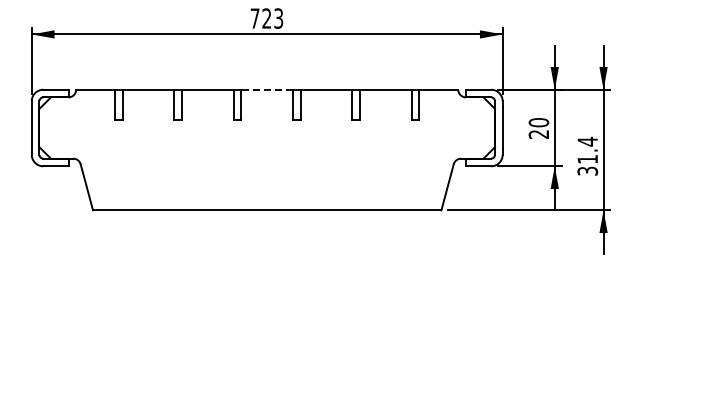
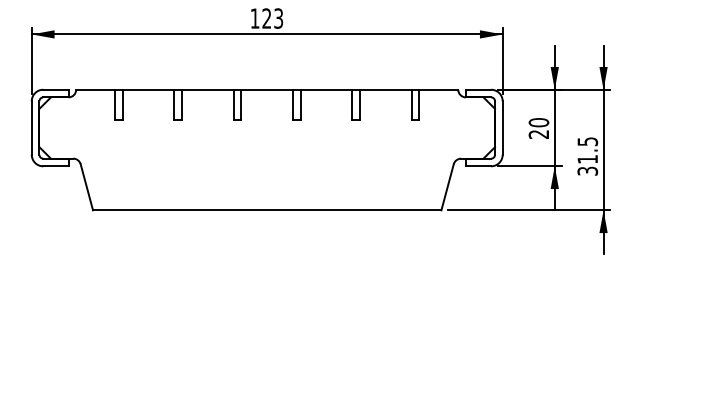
text: 723 -> 123 (254, 18)
line: dashed -> solid (267, 89)
text: 31.4 -> 31.5 (587, 141)
